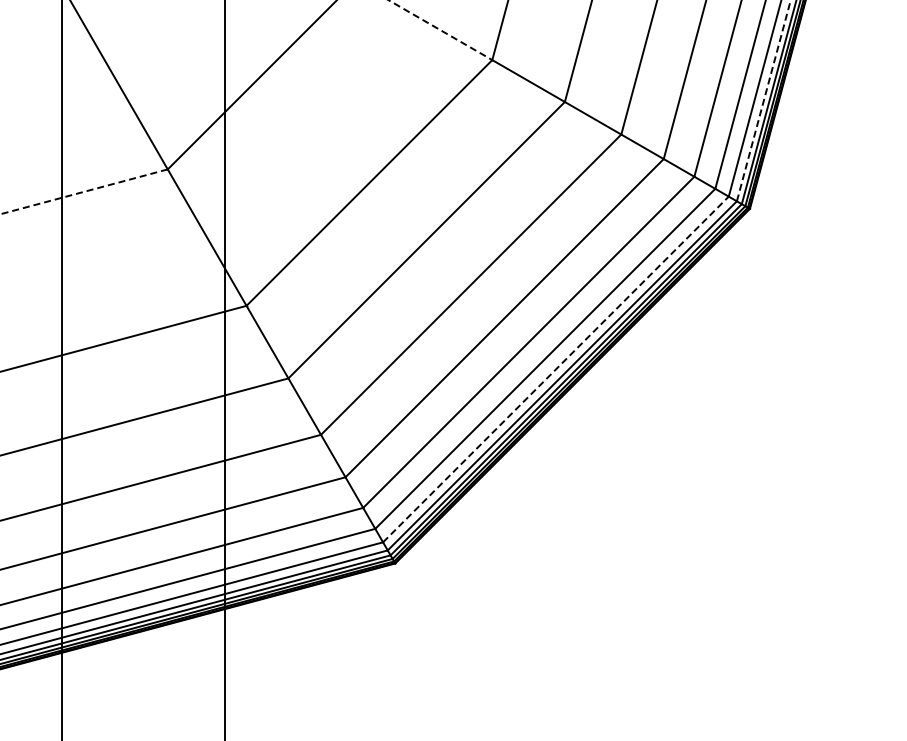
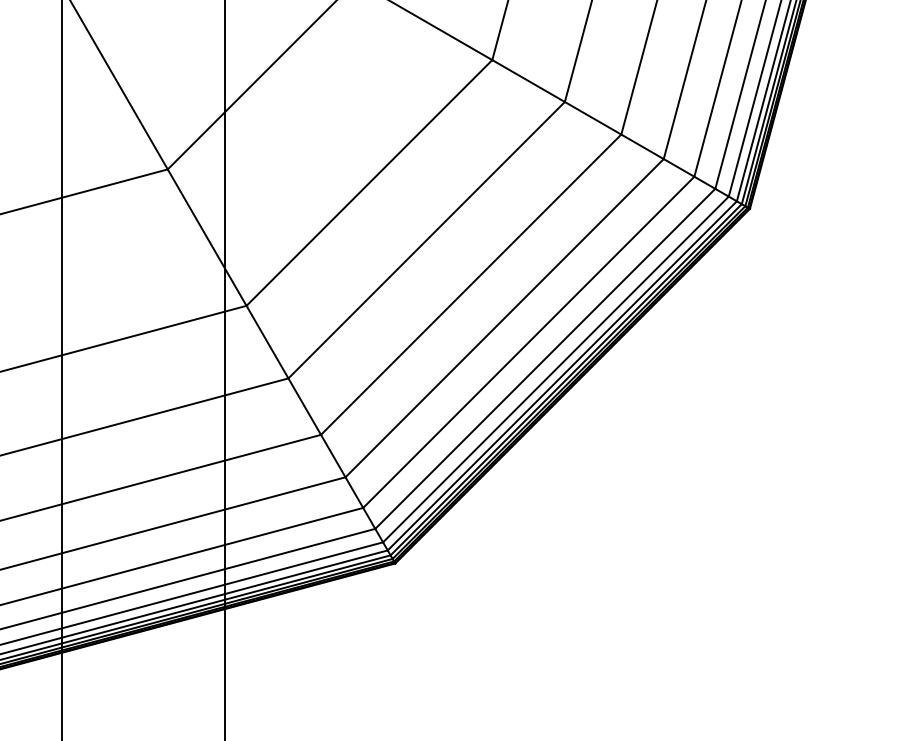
line: dashed -> solid (440, 30)
line: dashed -> solid (763, 100)
line: dashed -> solid (84, 191)
line: dashed -> solid (556, 369)
